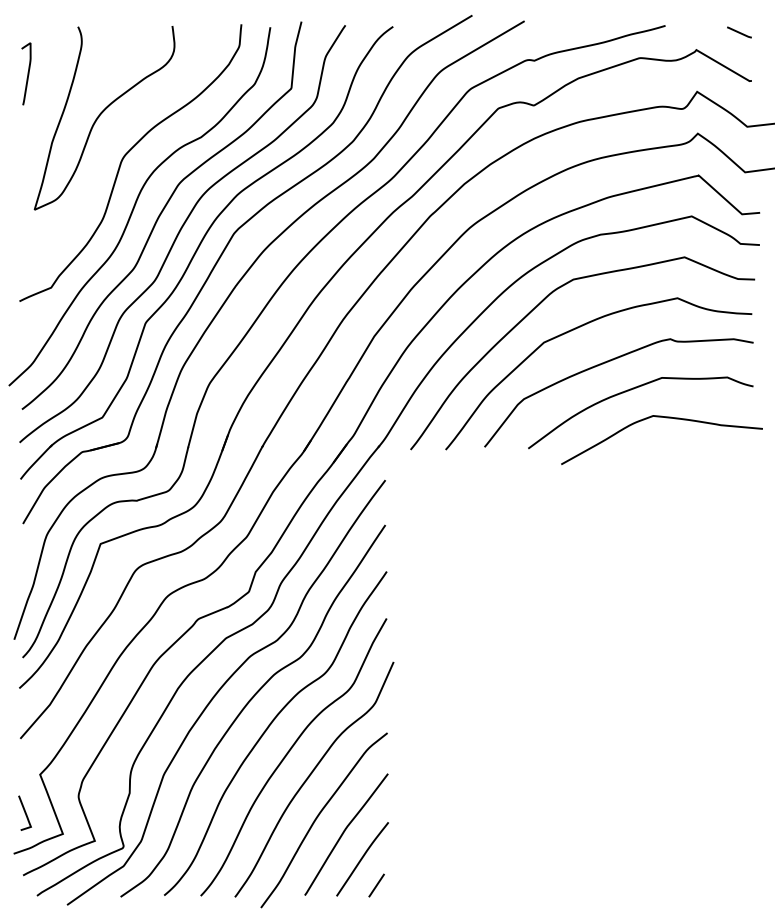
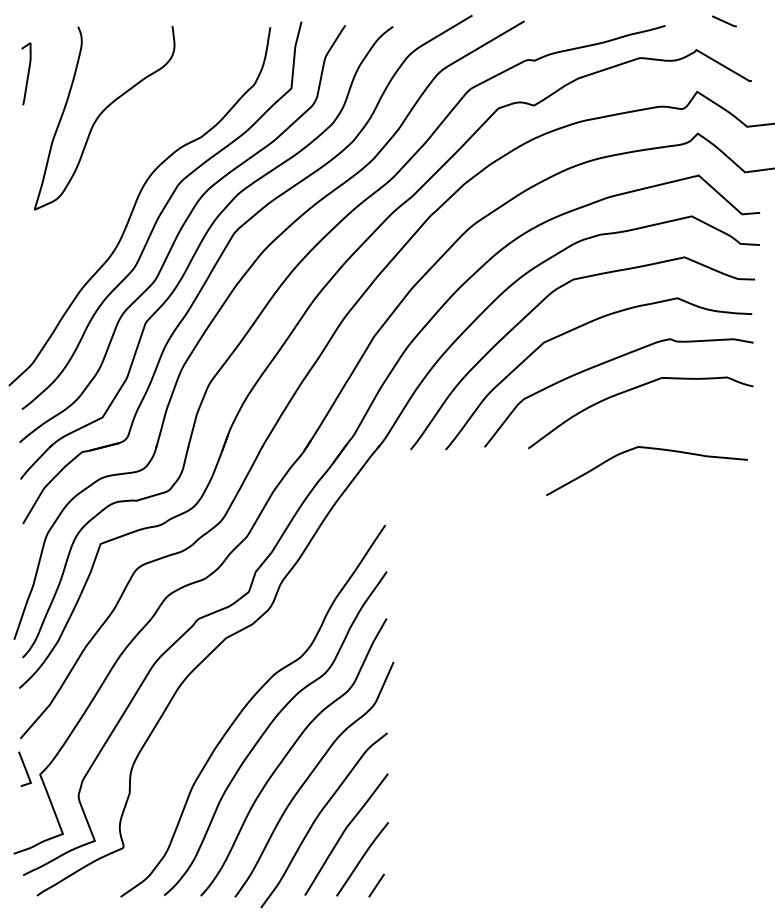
line position: (739, 32) -> (724, 21) (724, 21)
curve: present -> none (124, 158)
curve position: (666, 418) -> (651, 449) (651, 449)
curve: present -> none (220, 690)
curve position: (24, 812) -> (24, 768) (24, 768)
